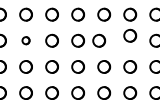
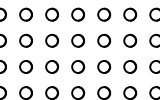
part position: (130, 35) -> (130, 40) (130, 40)
part size: 10x10 px -> 14x15 px (25, 40)
part position: (99, 40) -> (104, 40) (104, 40)
